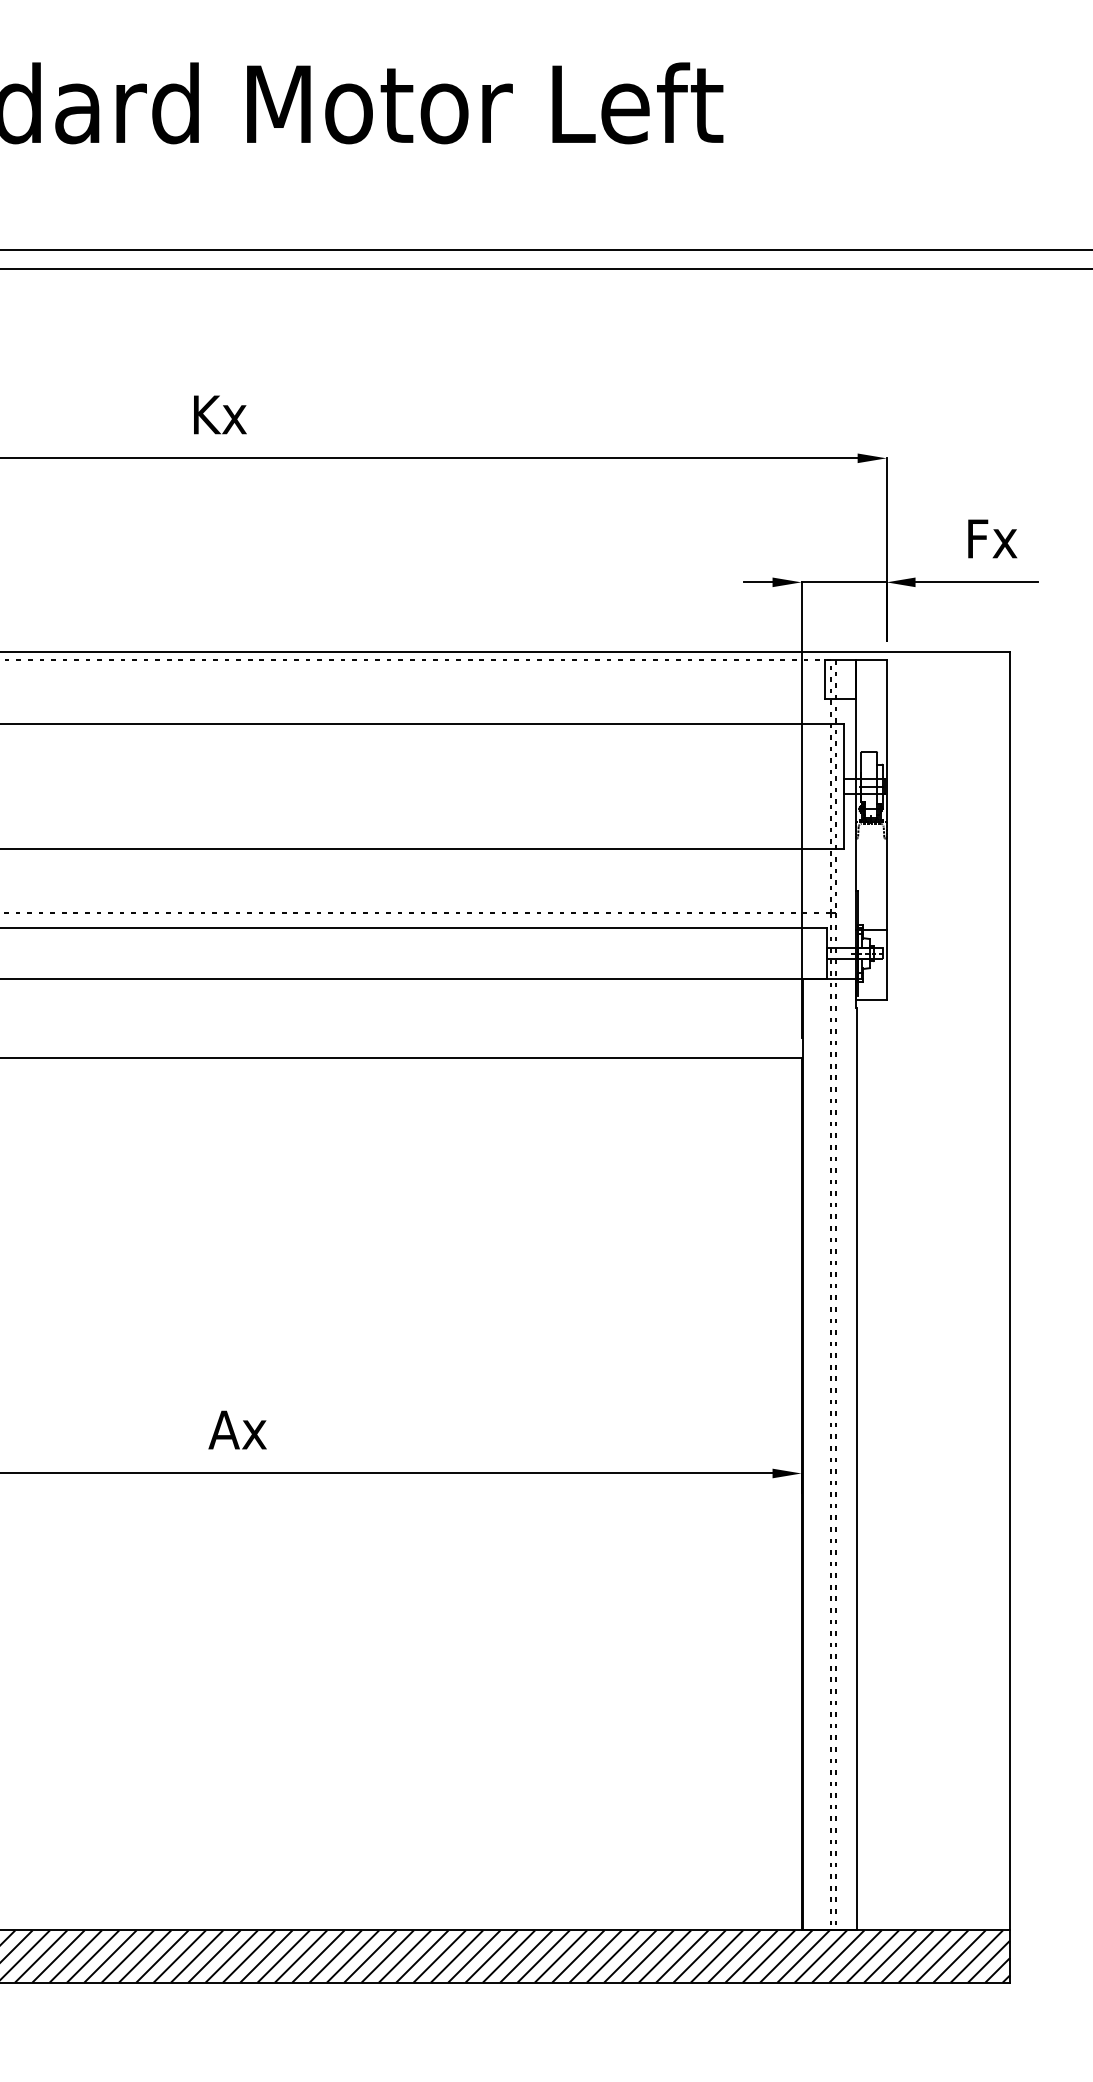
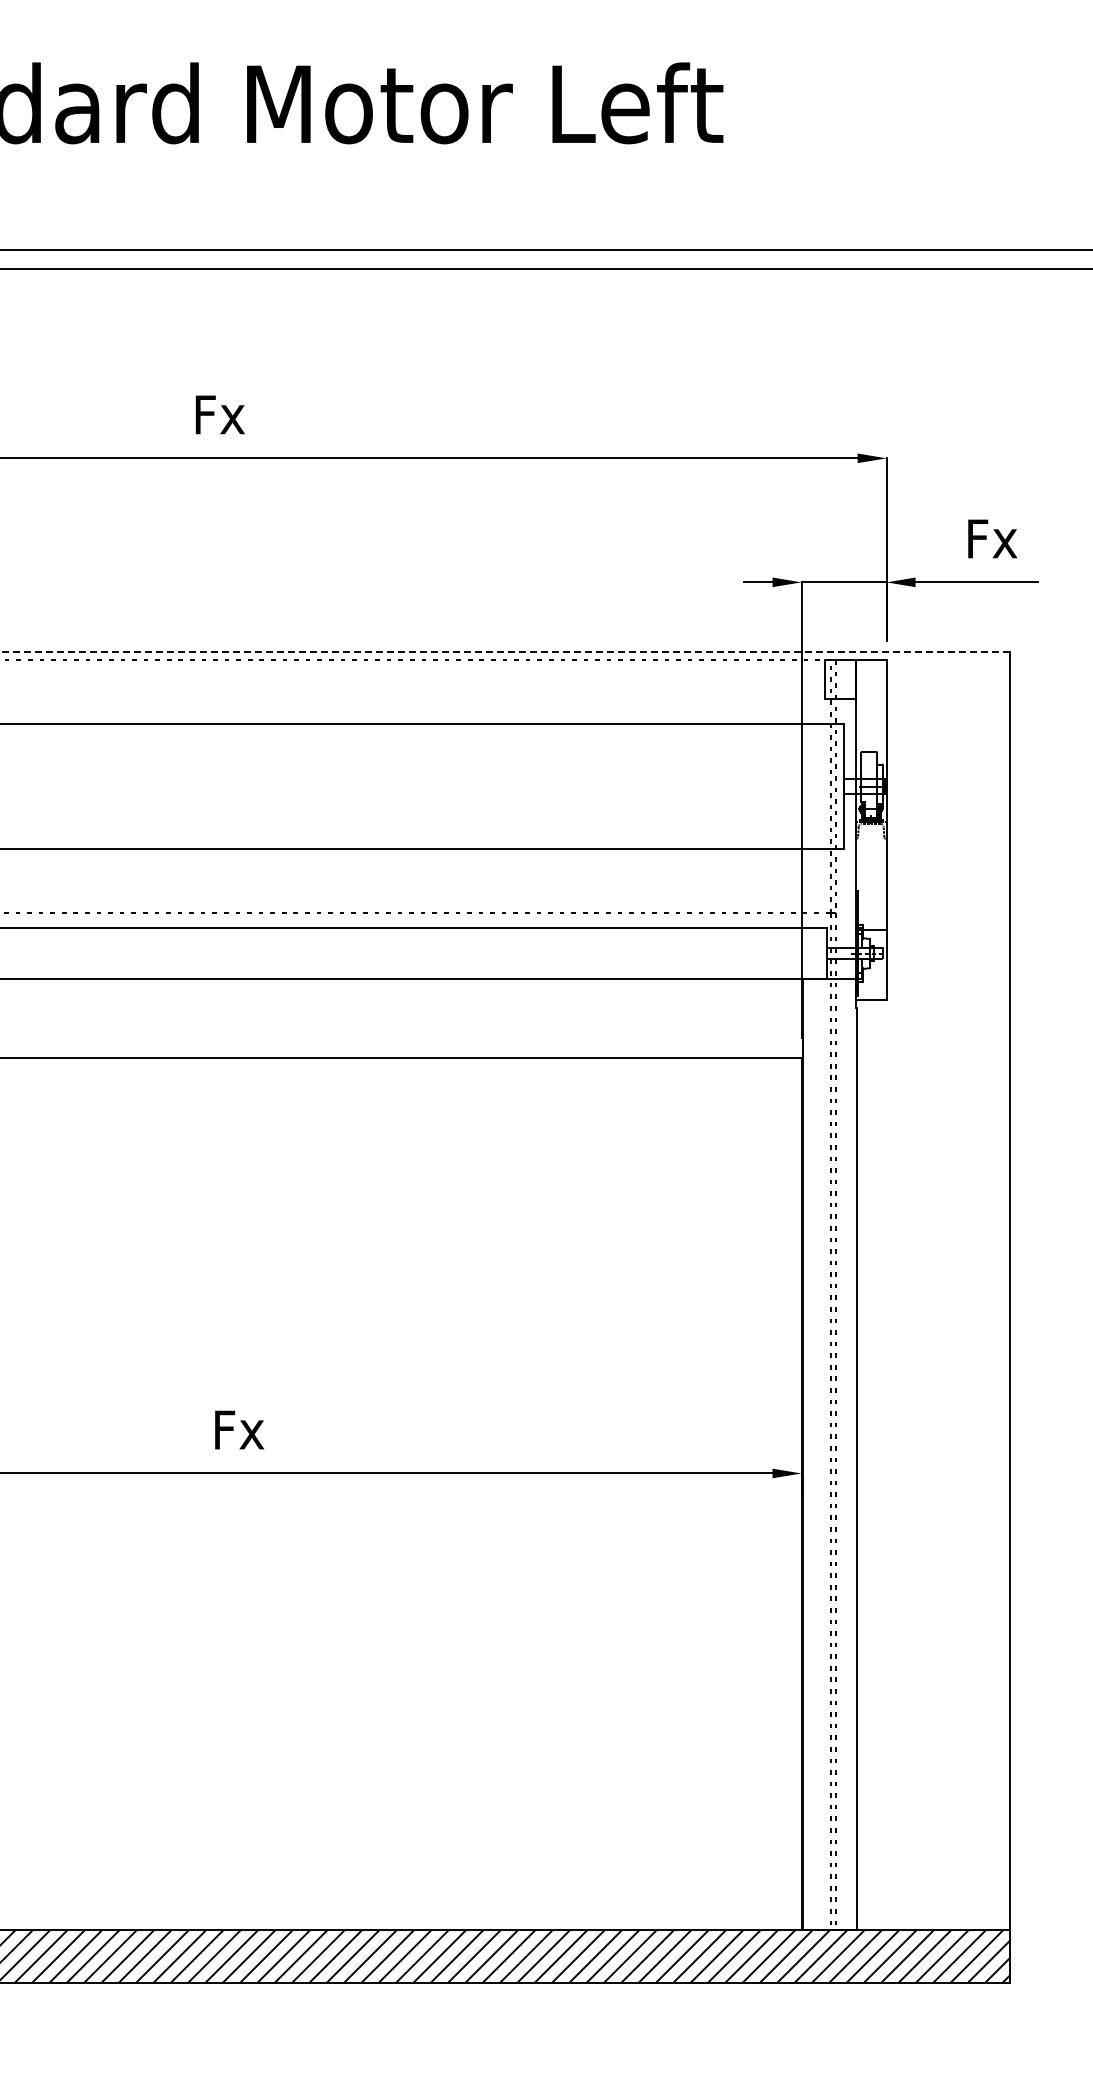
text: Kx -> Fx (220, 414)
line: solid -> dashed (505, 652)
text: Ax -> Fx (237, 1429)
